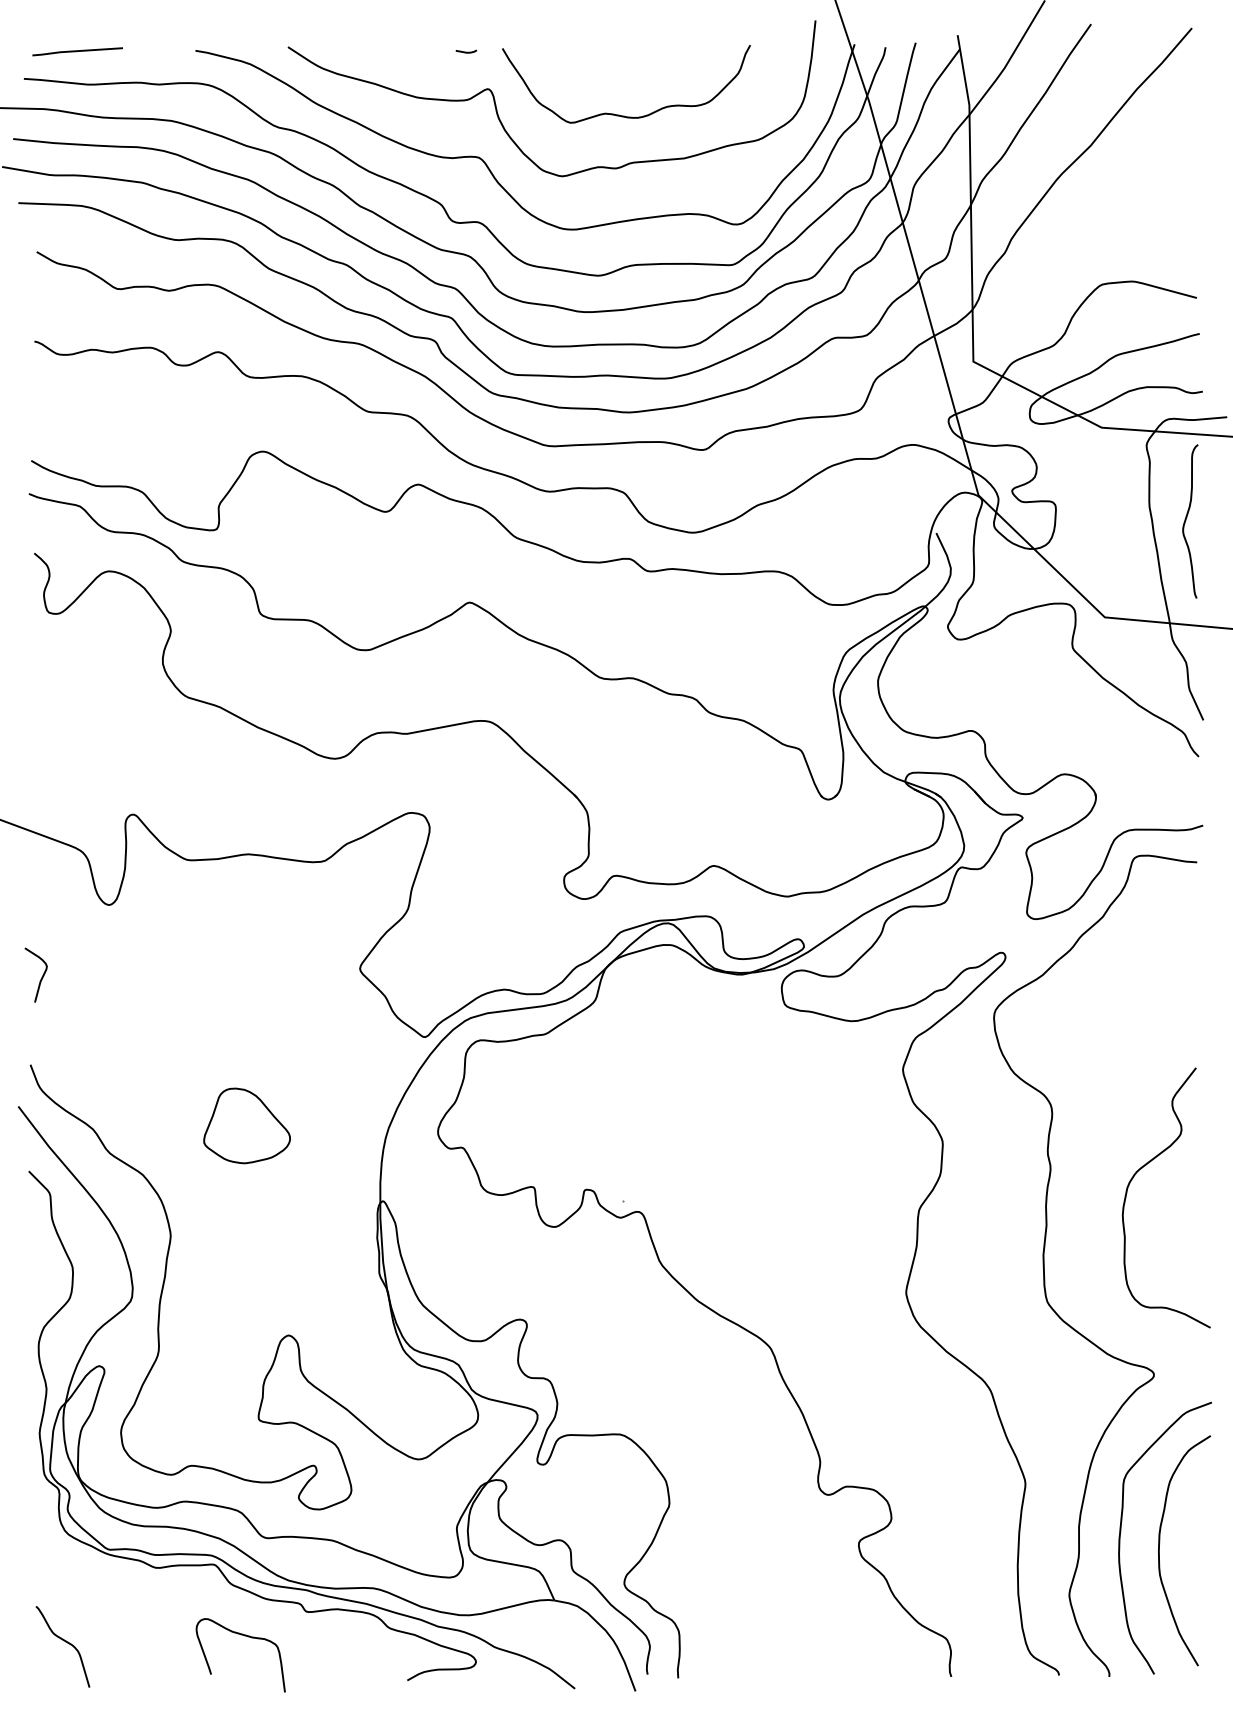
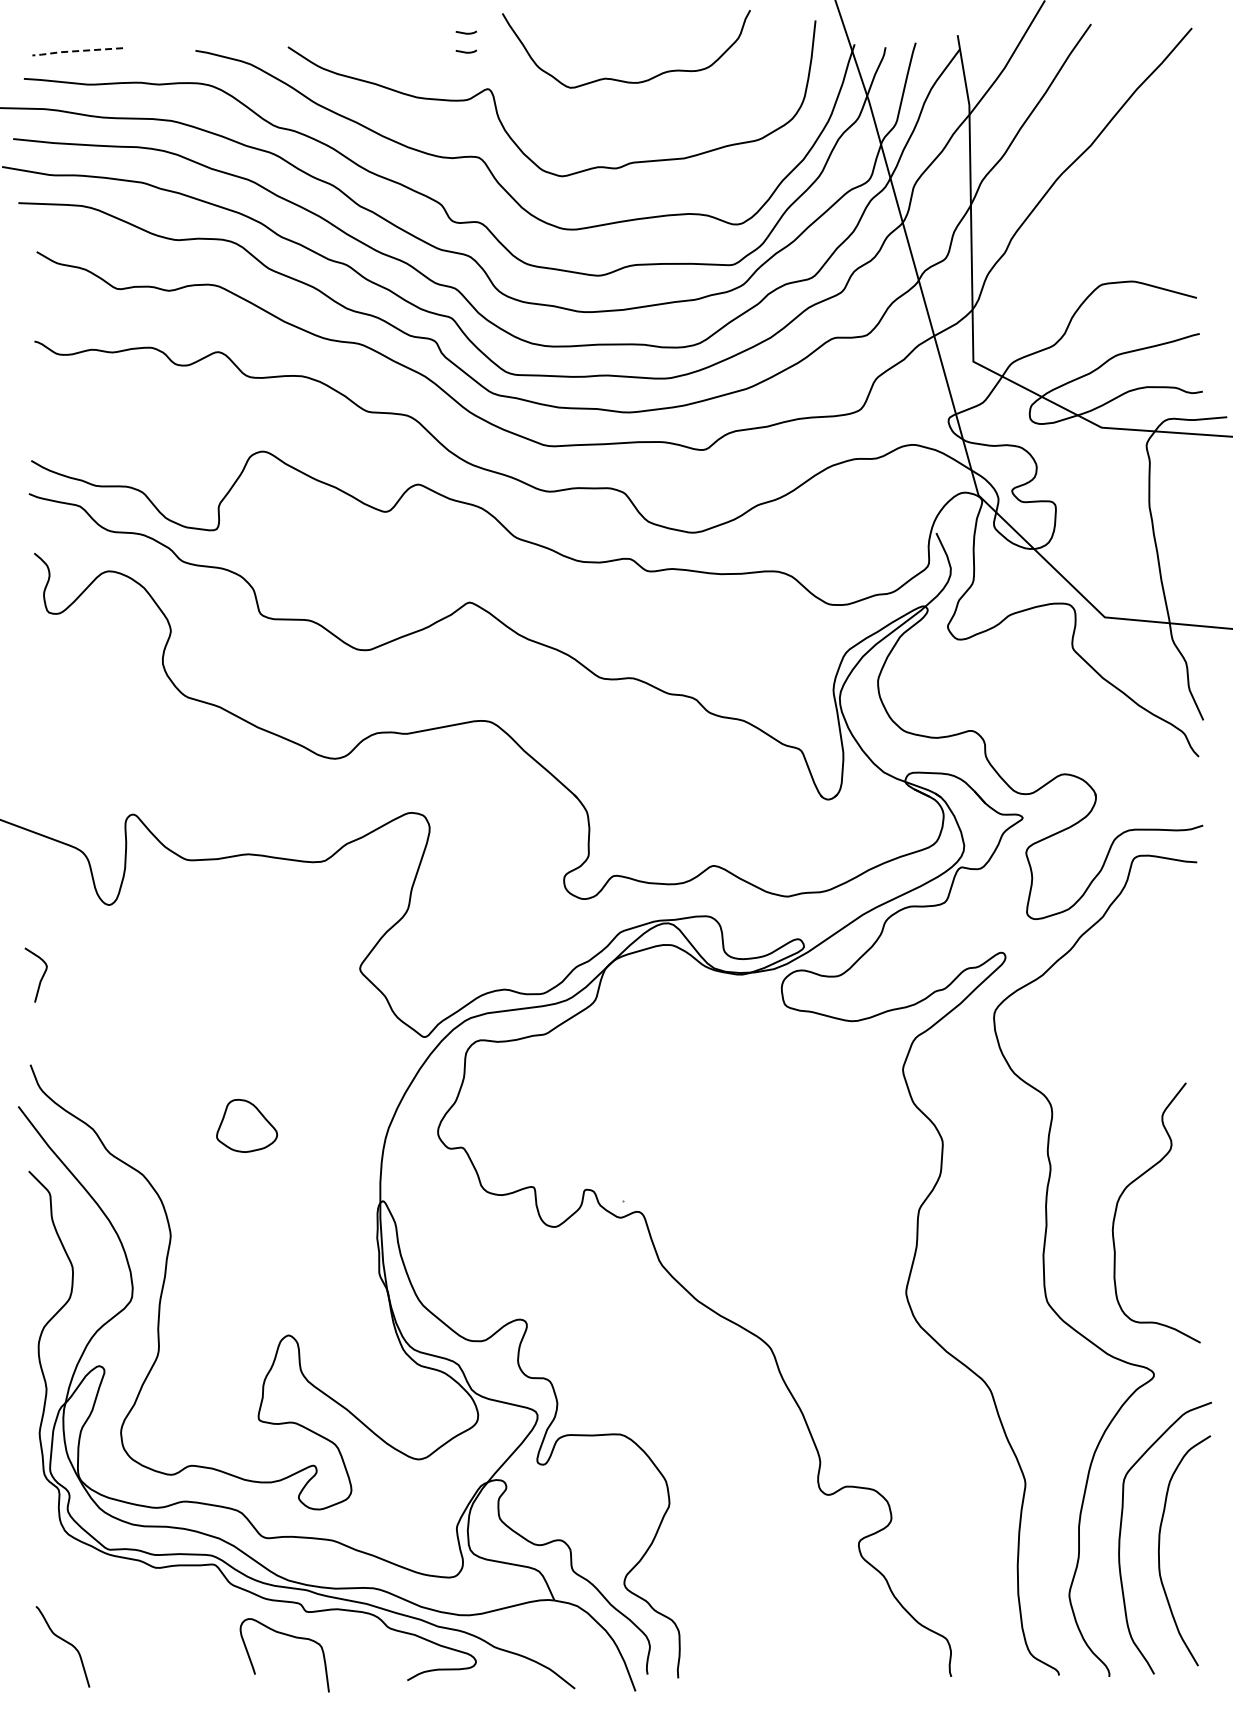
line: none -> present (465, 32)
line: solid -> dashed (76, 51)
curve position: (619, 114) -> (619, 79) (619, 79)
curve: present -> none (1186, 520)
part size: 88x78 px -> 62x55 px (246, 1125)
curve position: (1141, 1169) -> (1131, 1184) (1131, 1184)
curve position: (244, 1636) -> (288, 1636) (288, 1636)
